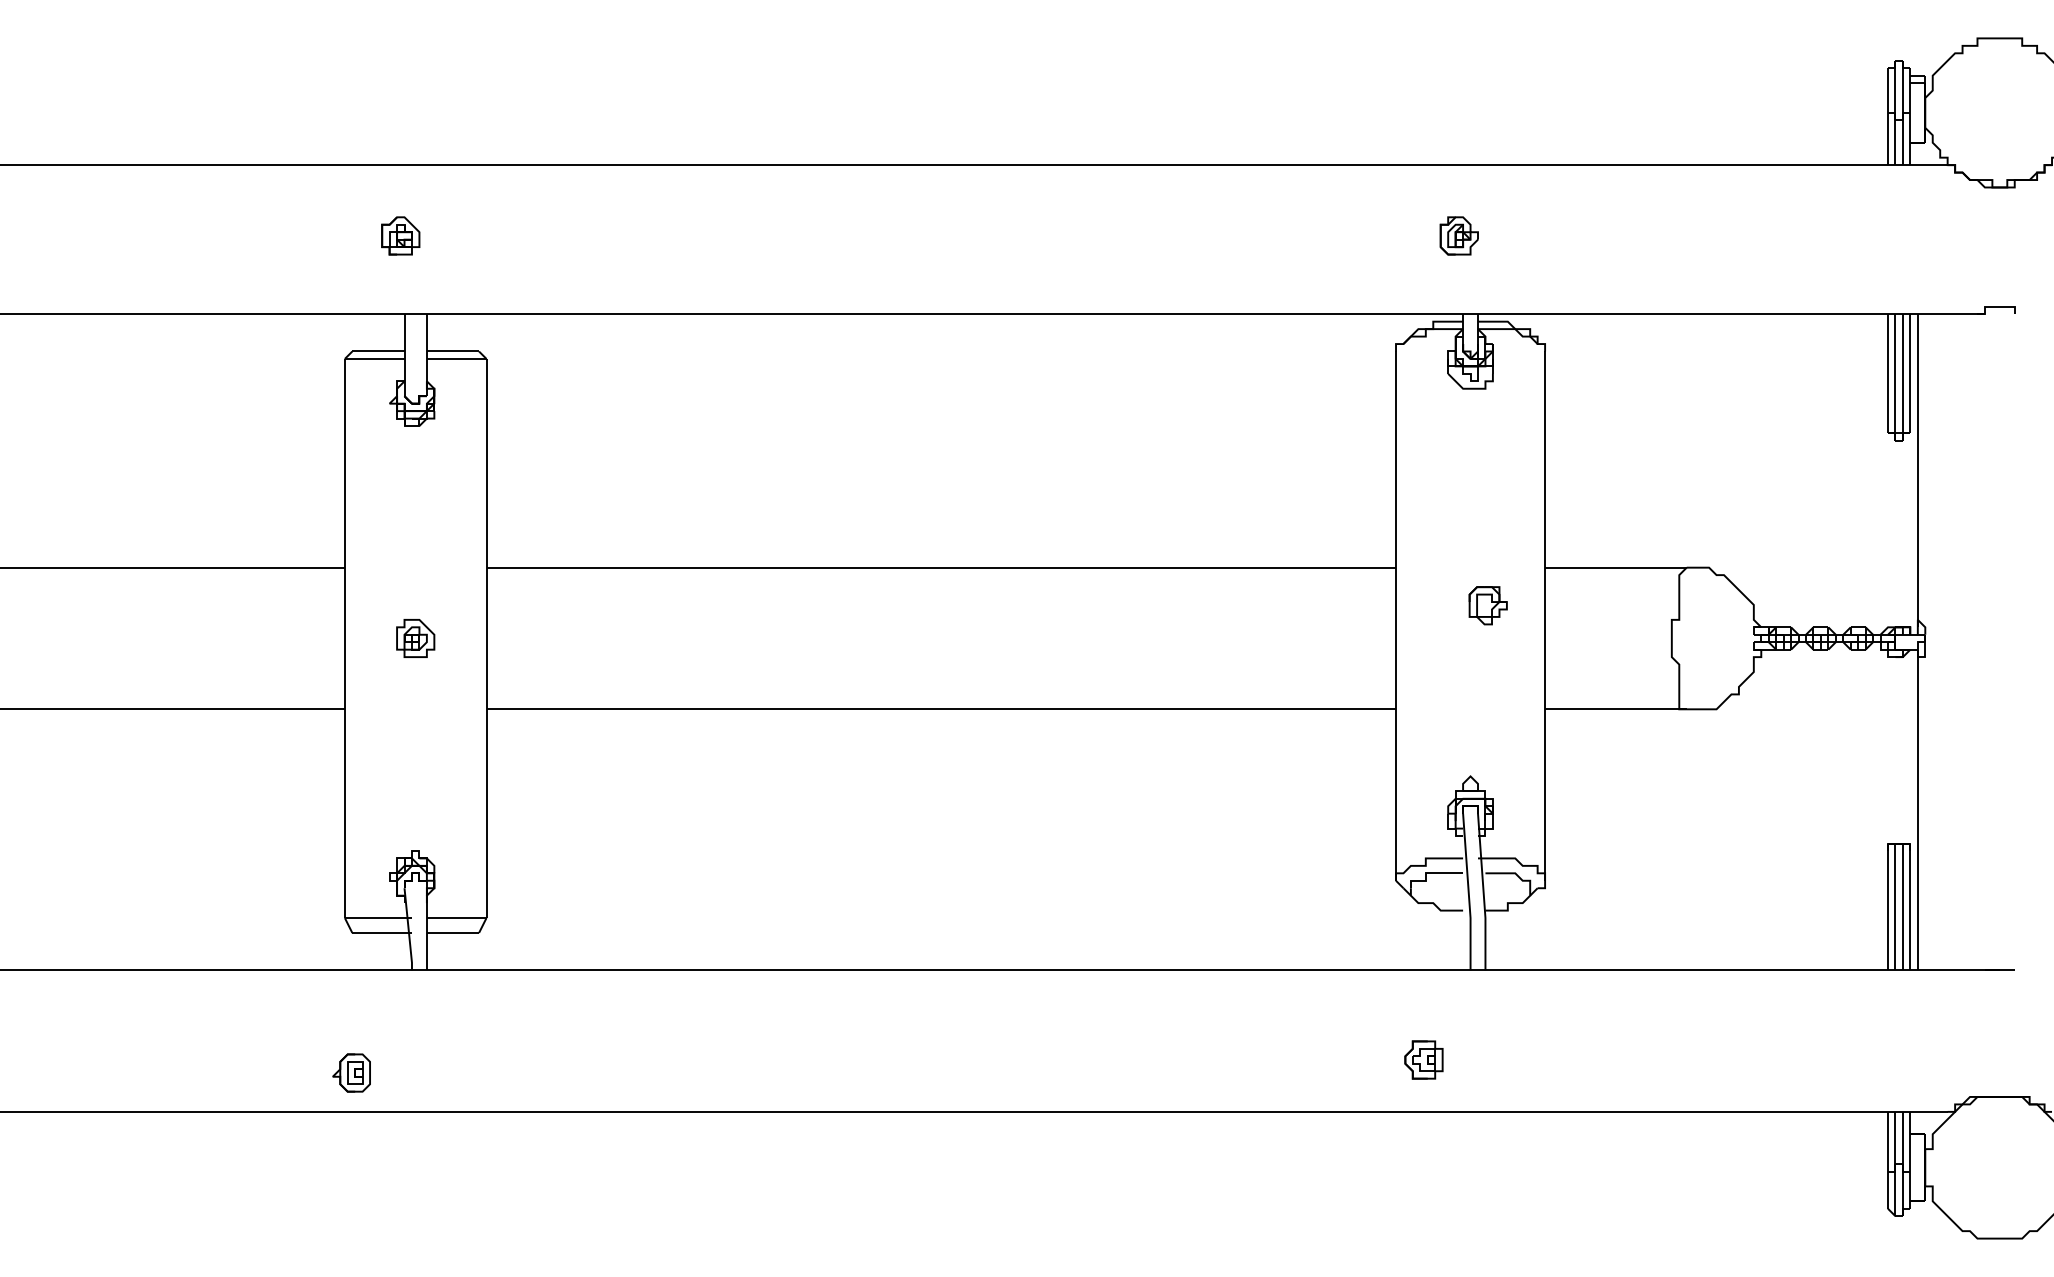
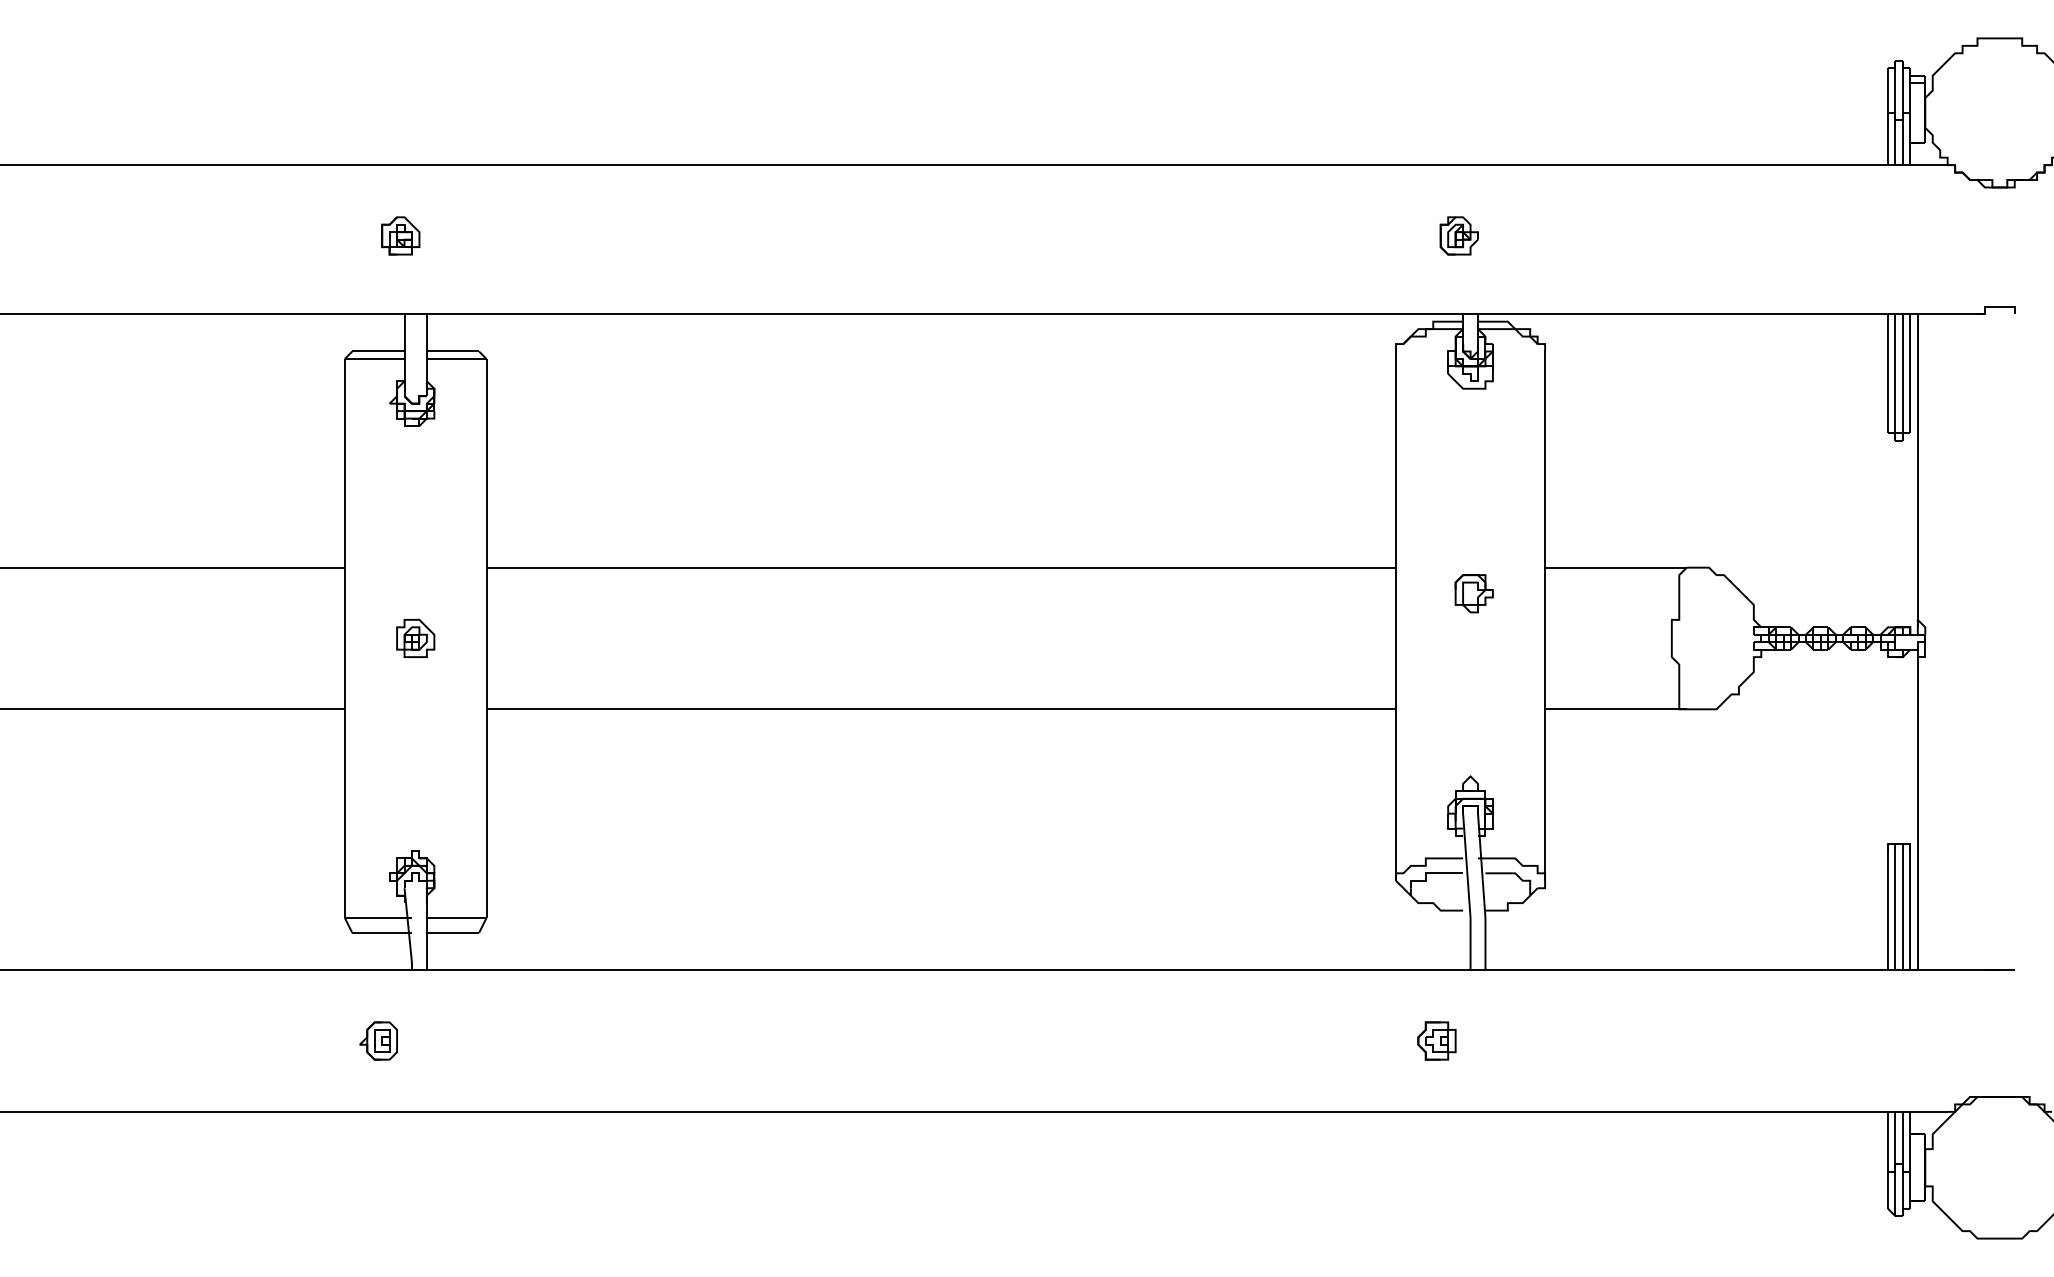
part position: (1487, 605) -> (1473, 593) (1473, 593)
part position: (1423, 1059) -> (1436, 1040) (1436, 1040)
part position: (351, 1072) -> (378, 1040) (378, 1040)
